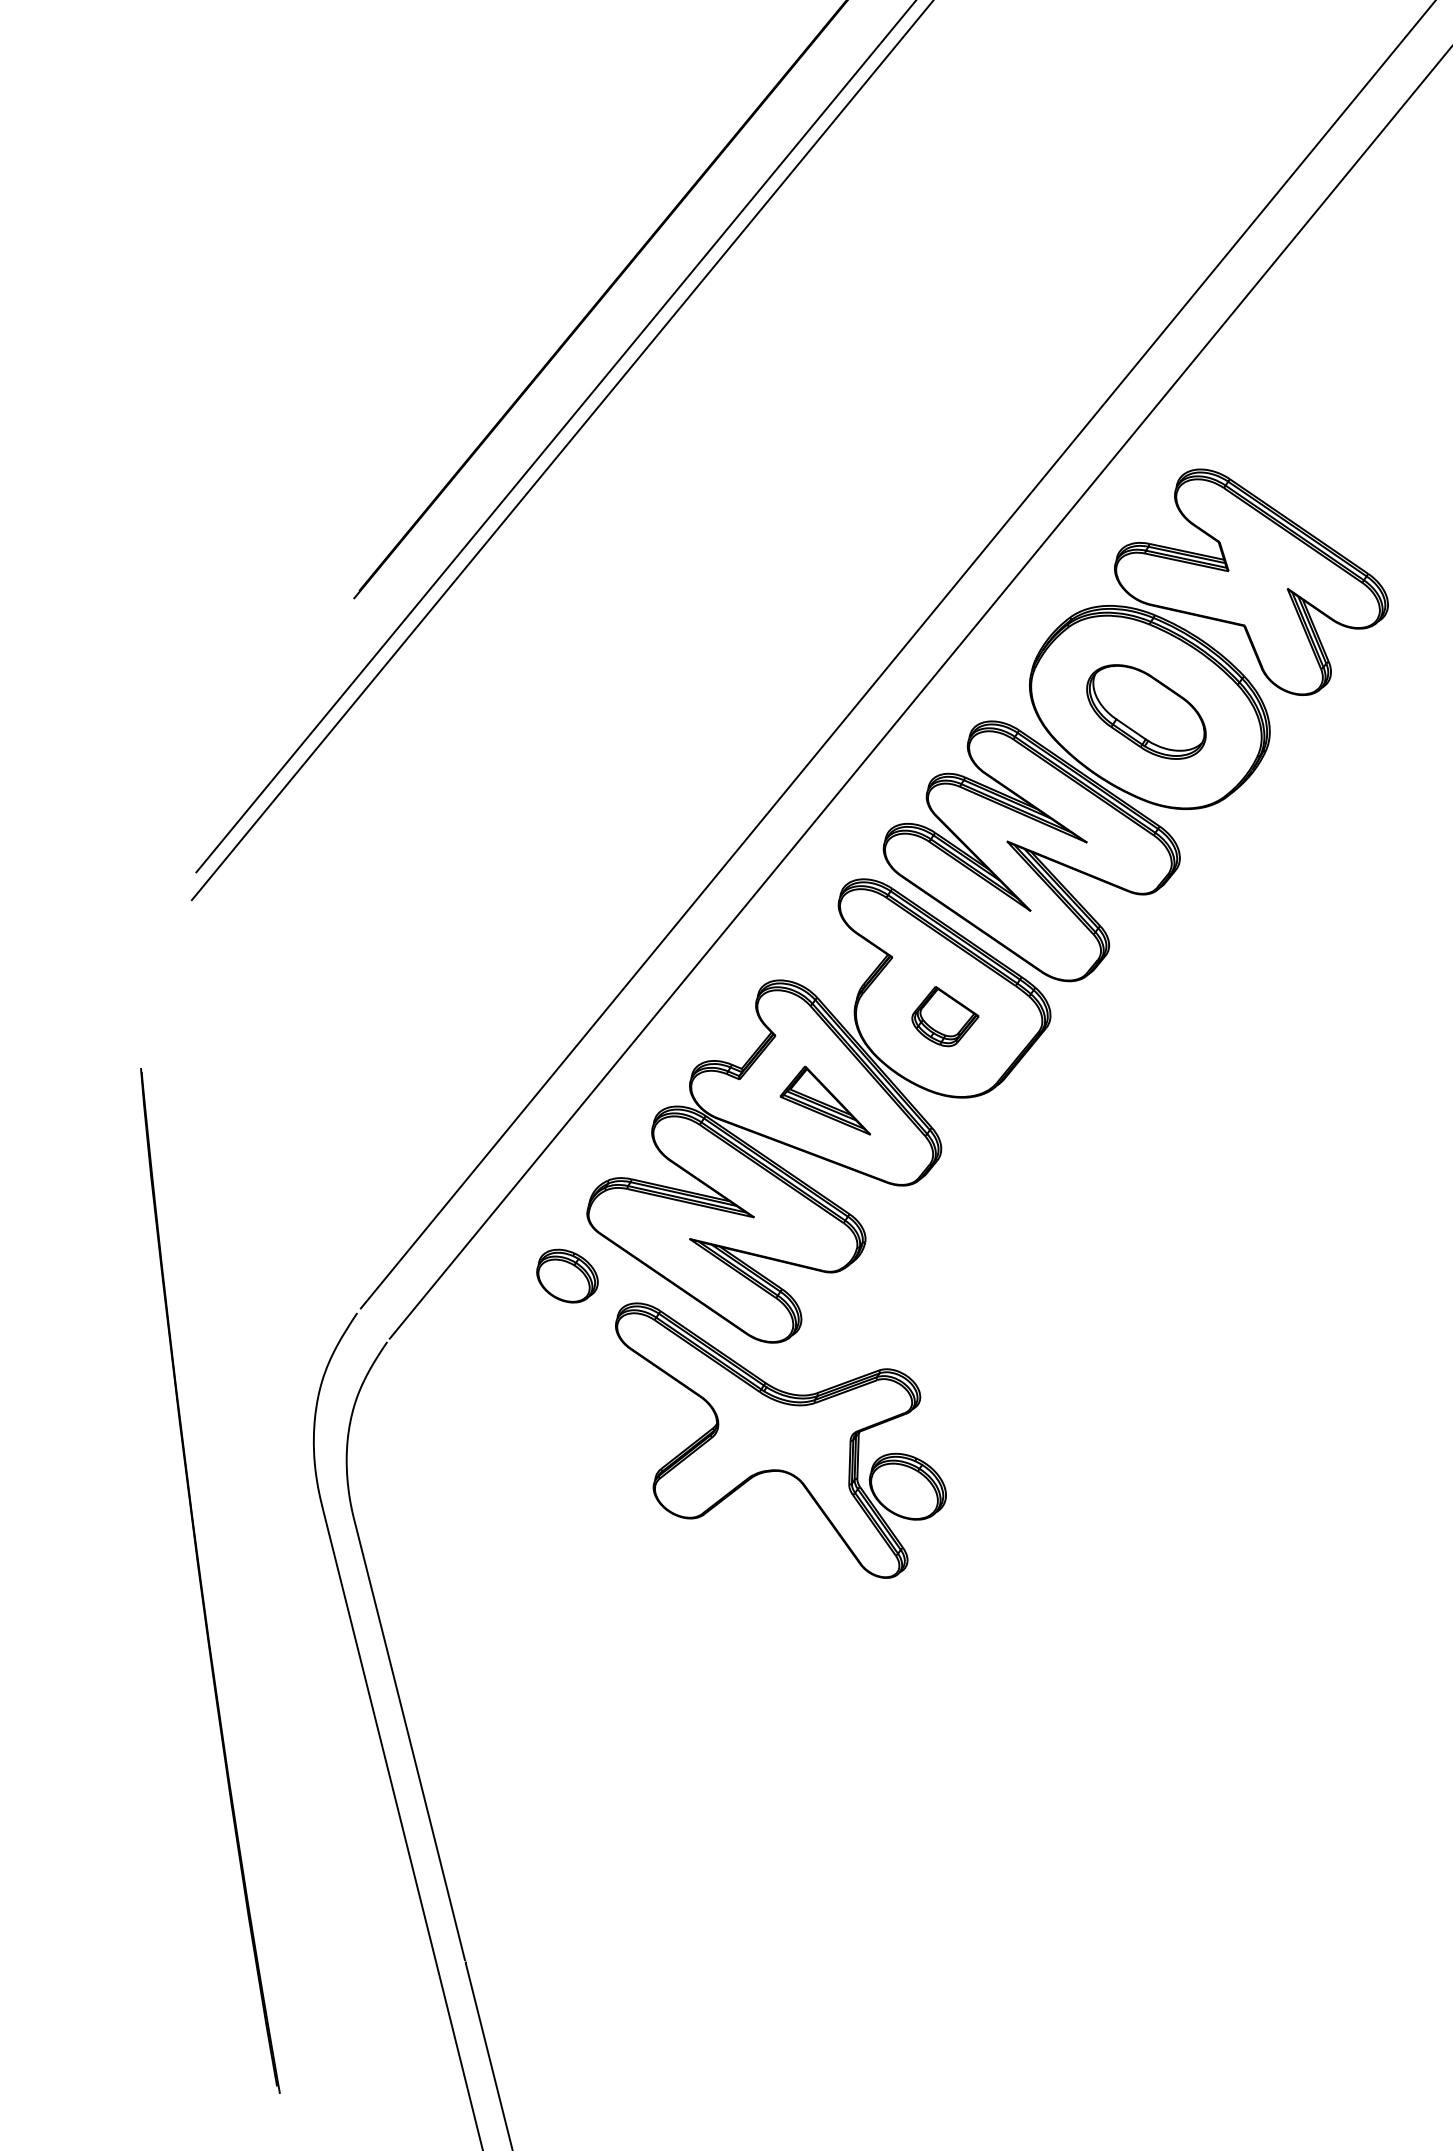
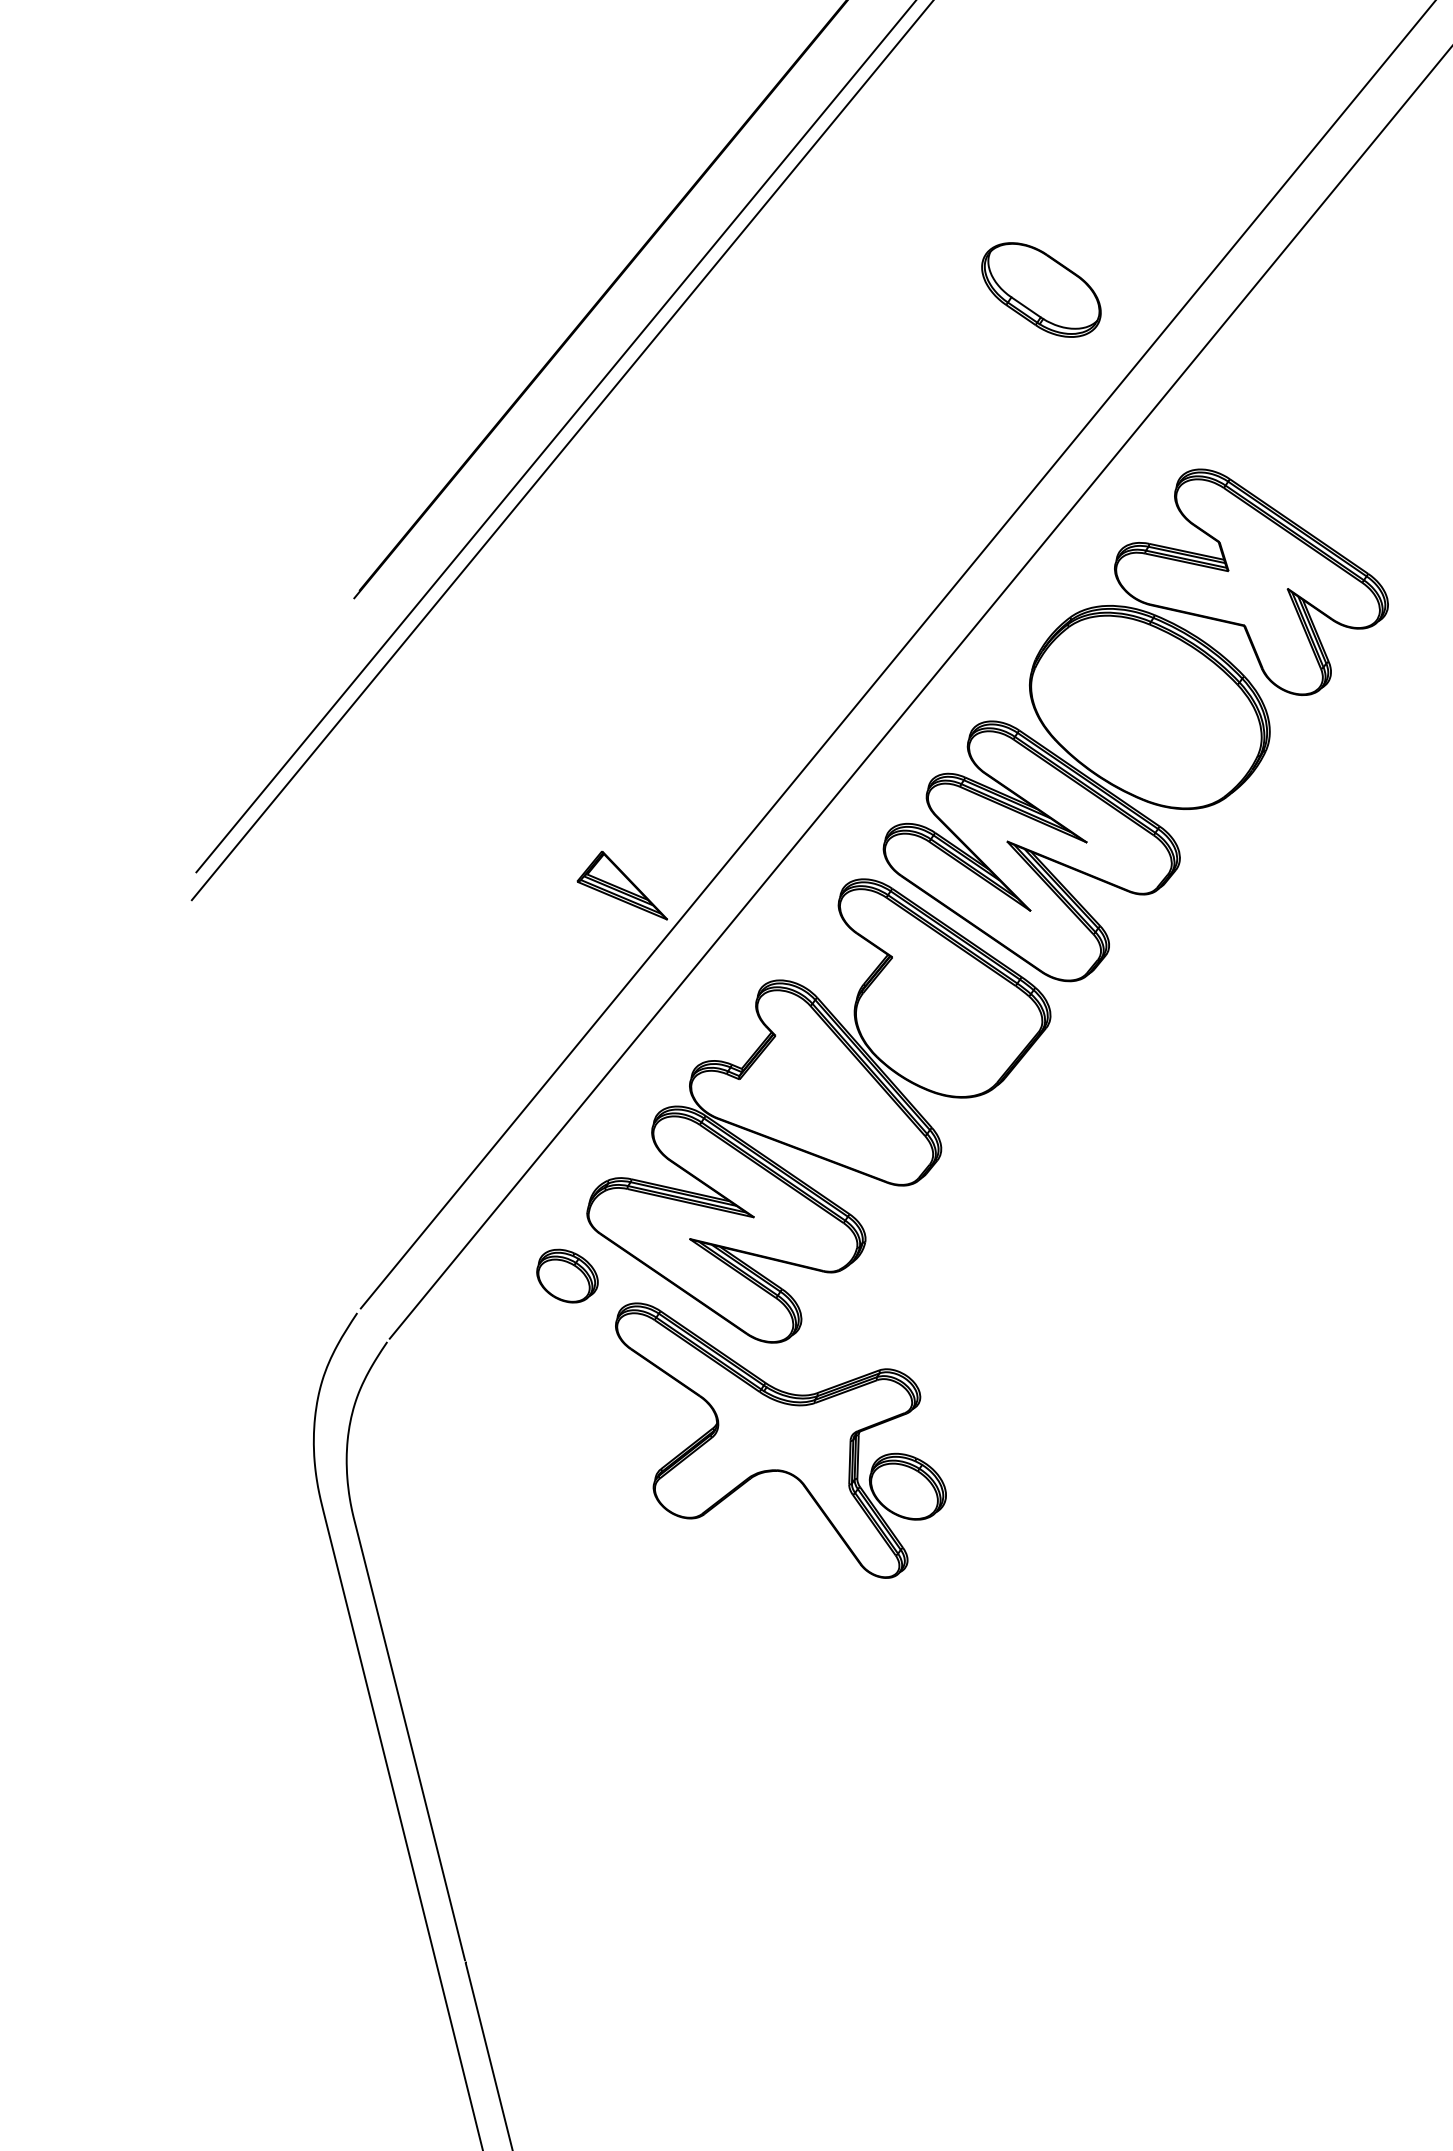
part position: (1146, 711) -> (1041, 289) (1041, 289)
part: present -> none (945, 1016)
part position: (824, 1100) -> (621, 885) (621, 885)
part: present -> none (202, 1584)
